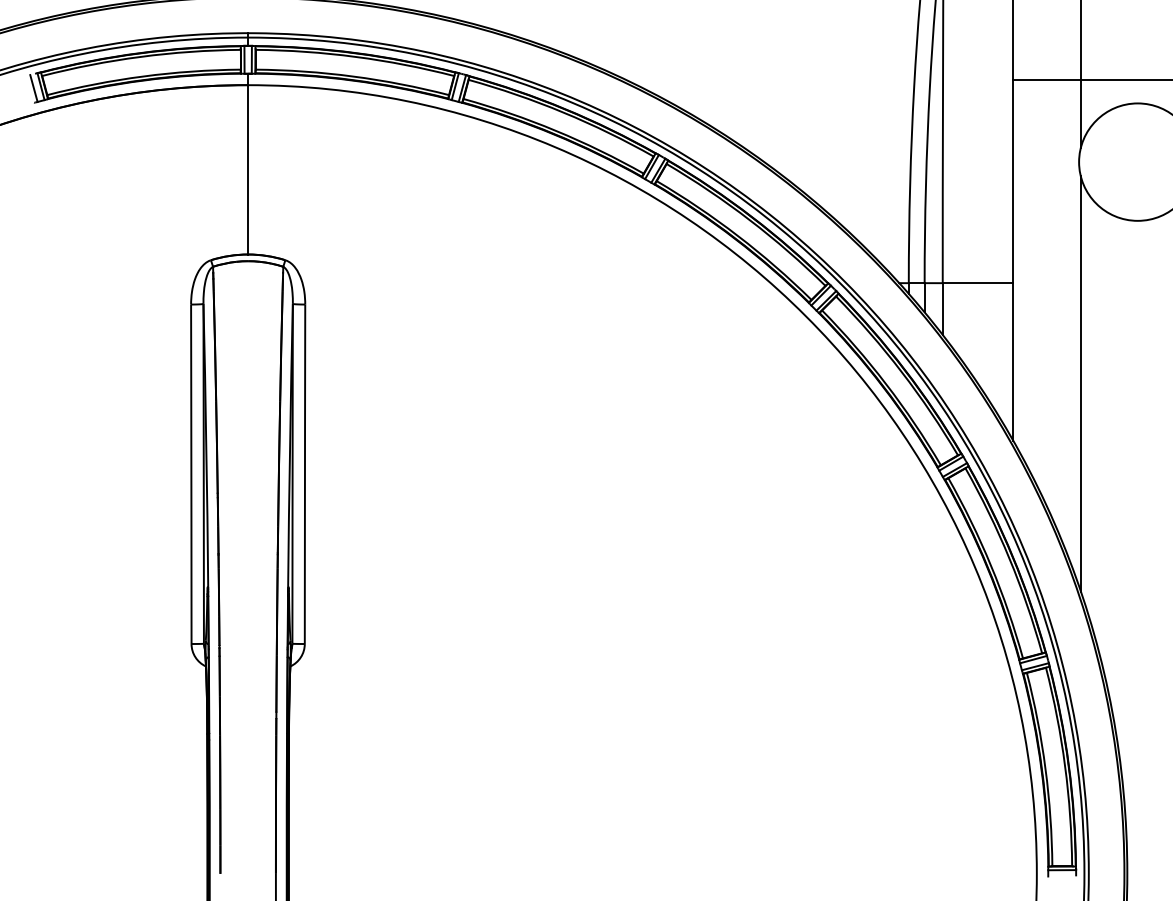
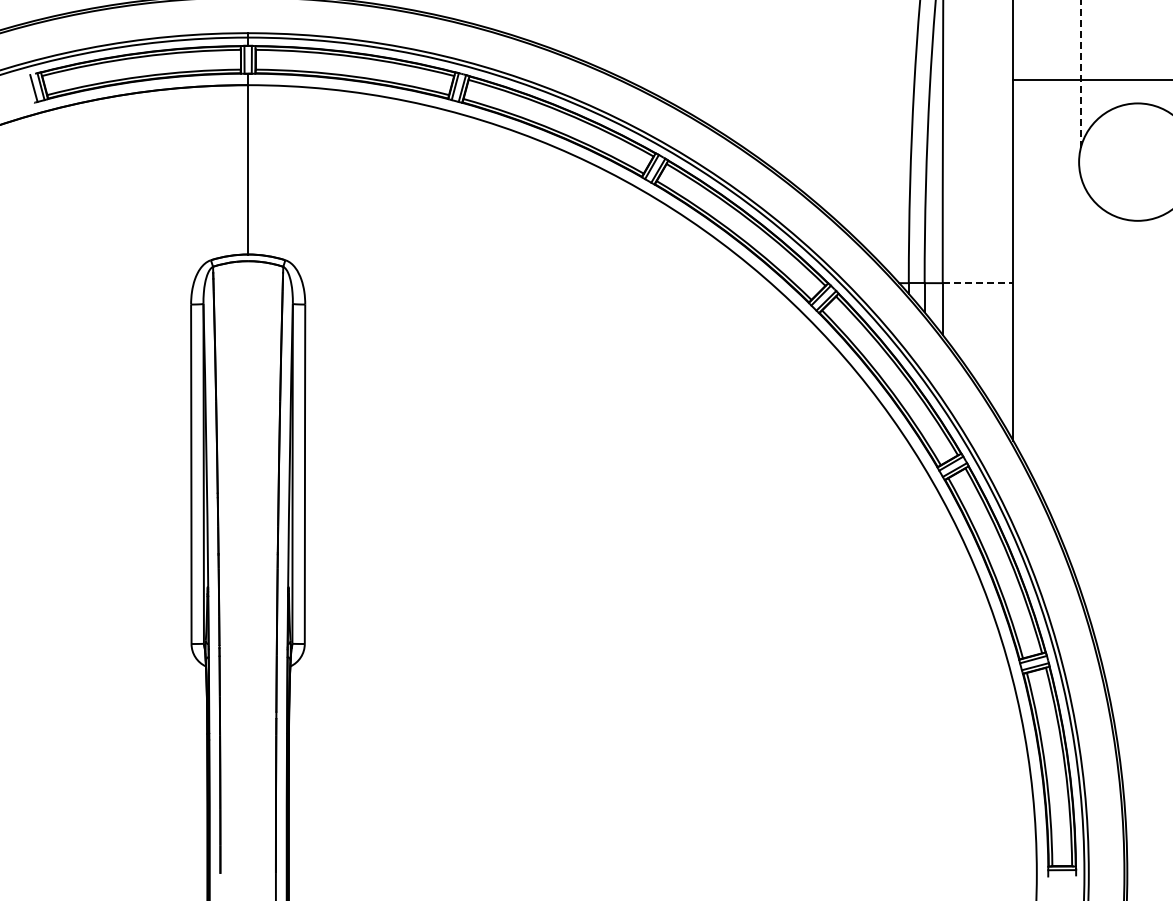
line: solid -> dashed (1080, 73)
line: solid -> dashed (978, 283)
line: present -> none (1080, 383)
